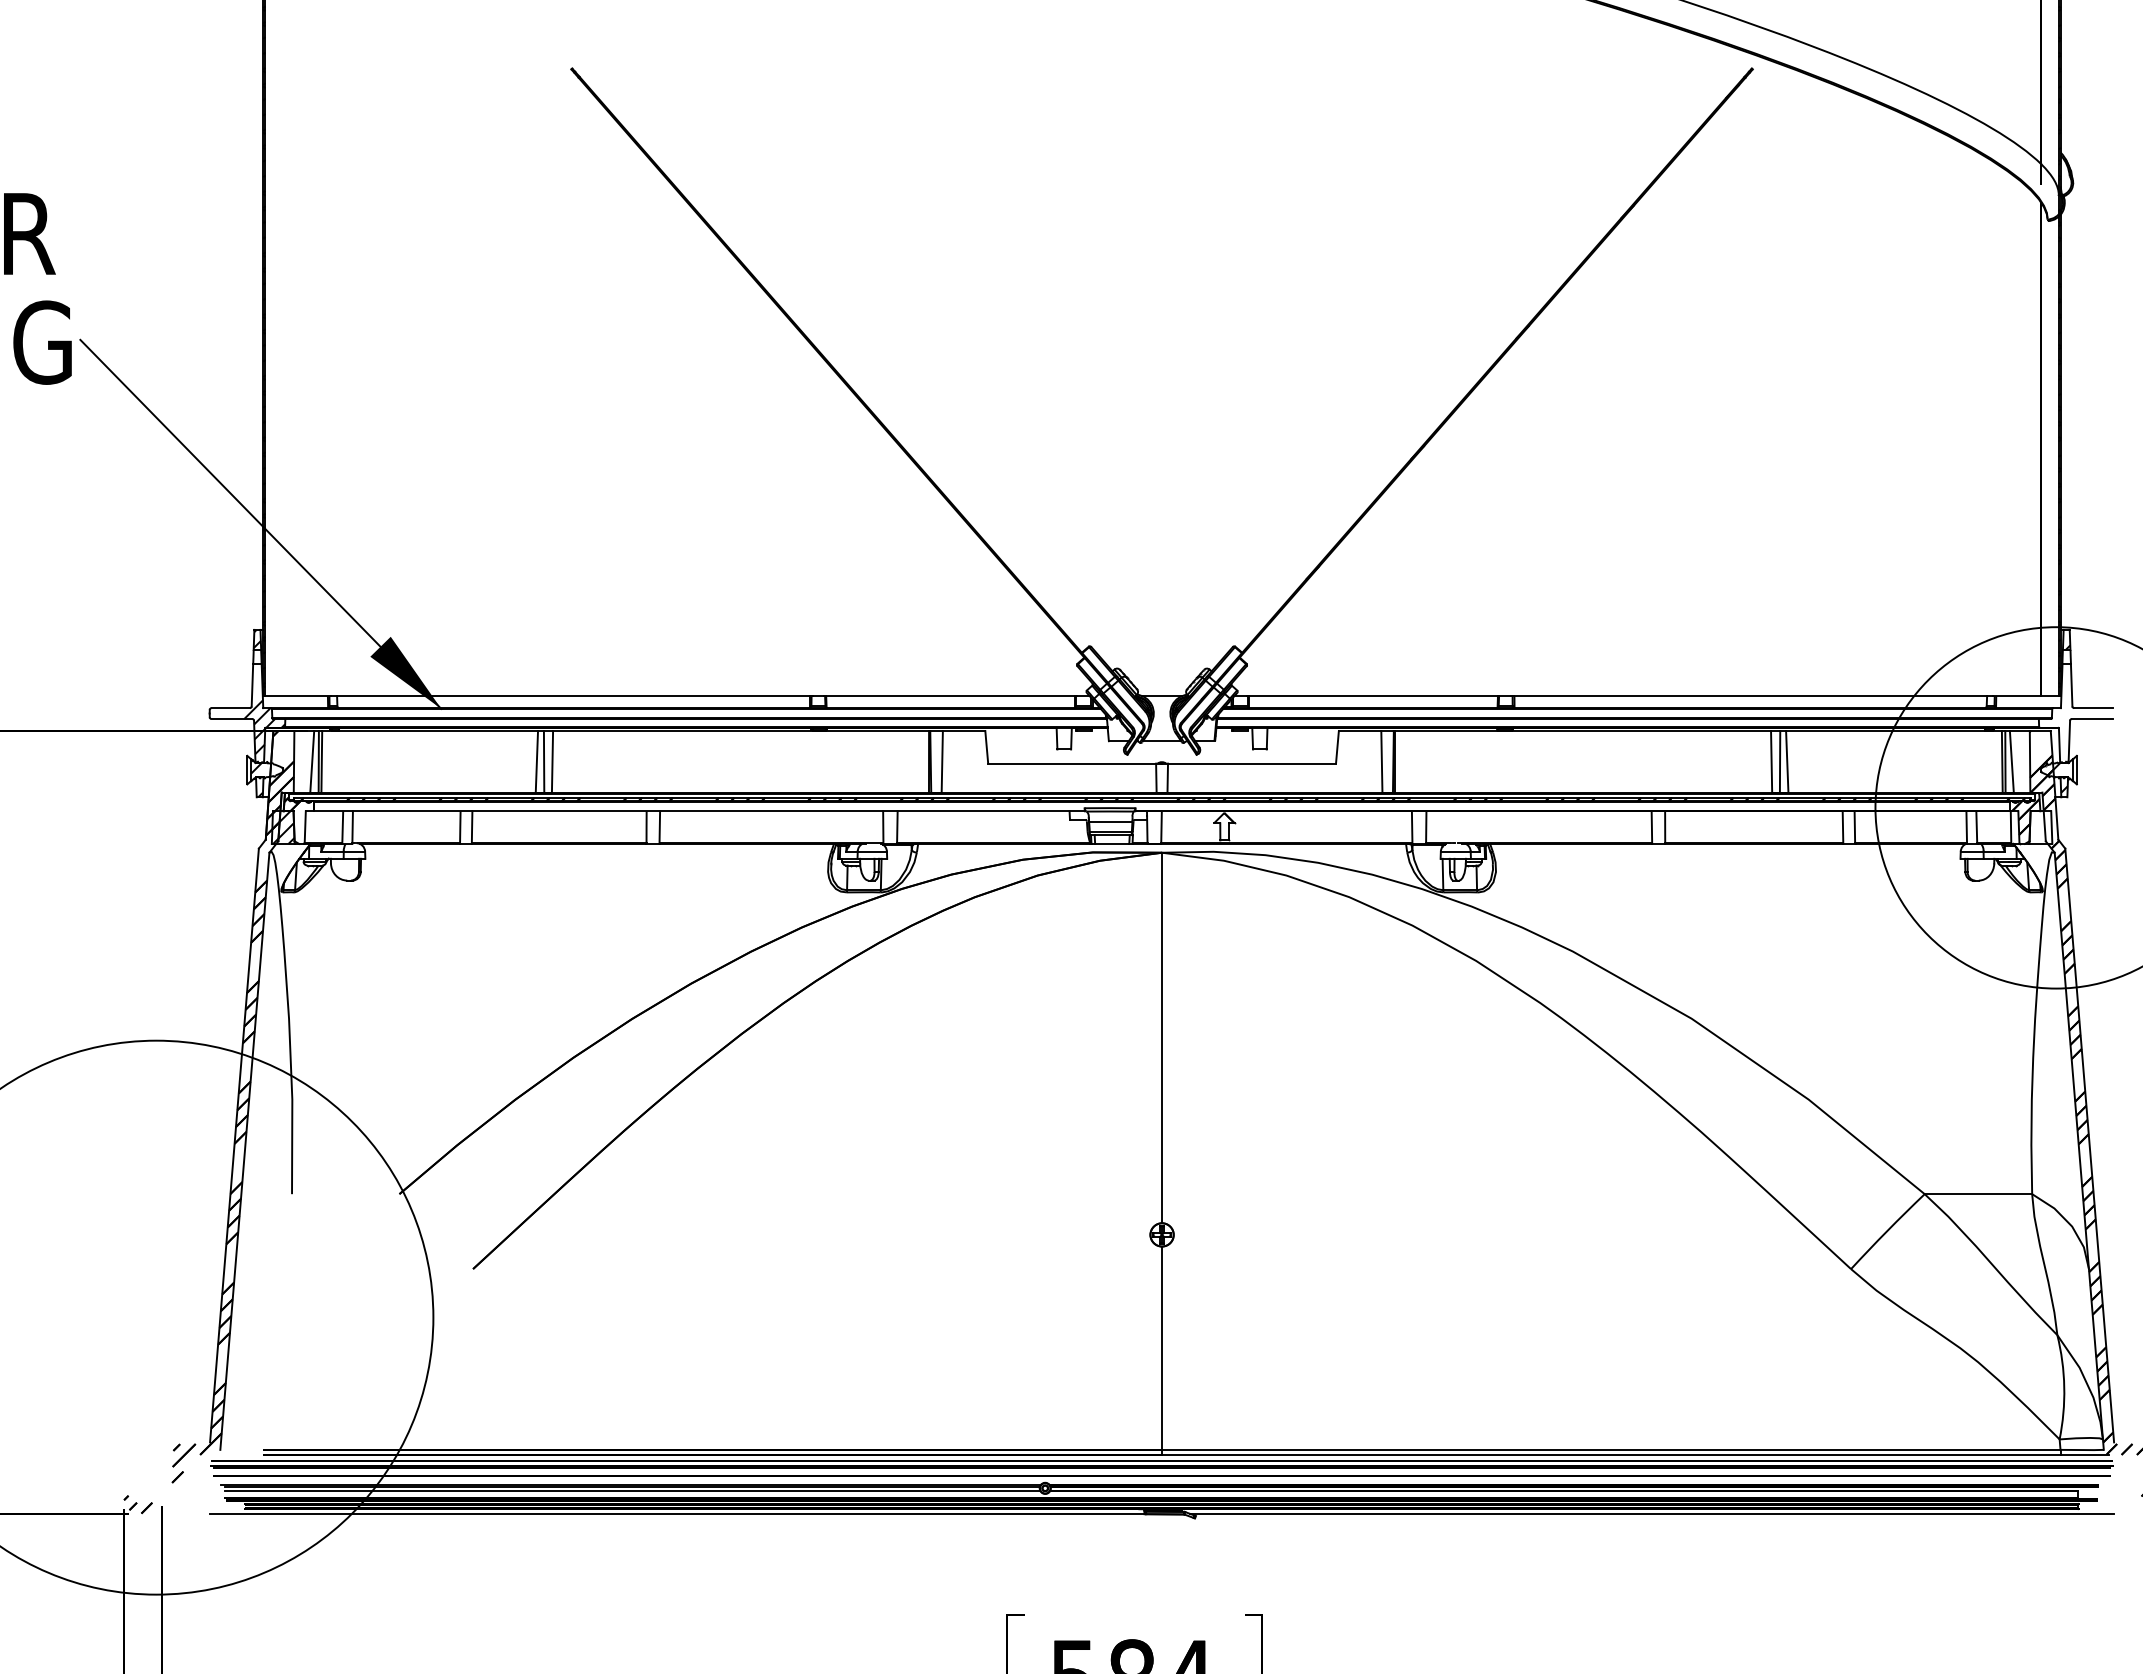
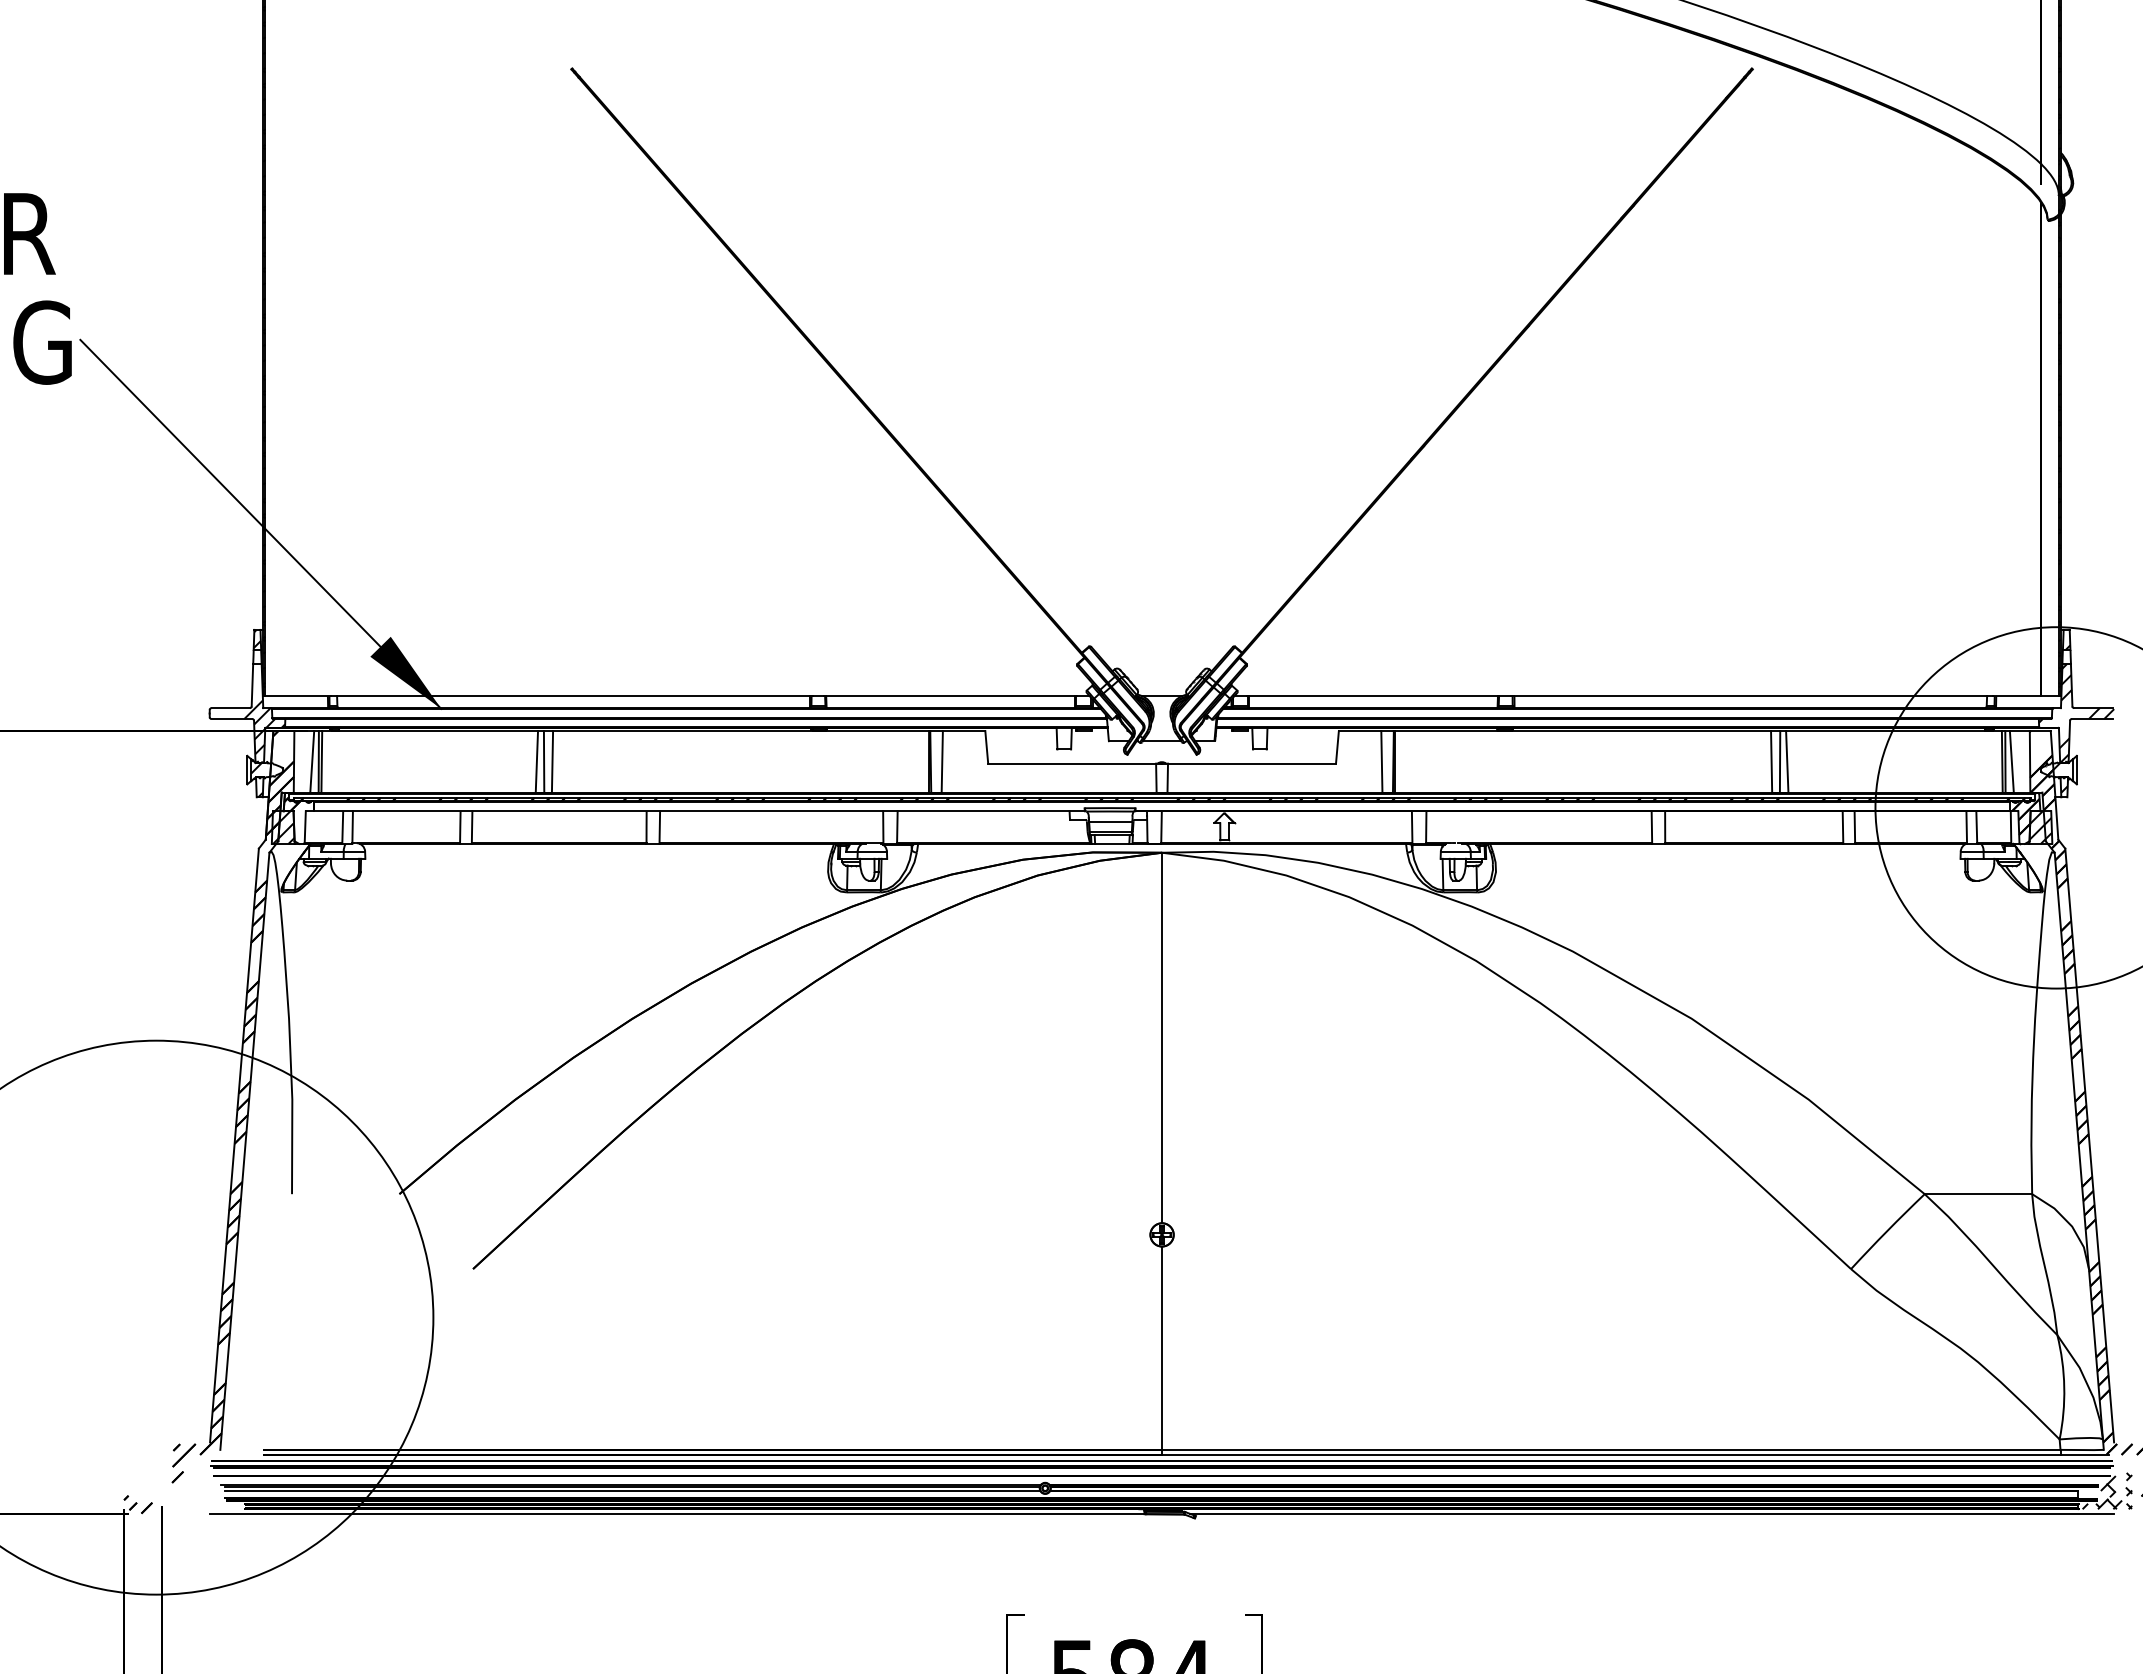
hatch: none -> present (2076, 713)
hatch: none -> present (2040, 827)
hatch: none -> present (2107, 1490)
